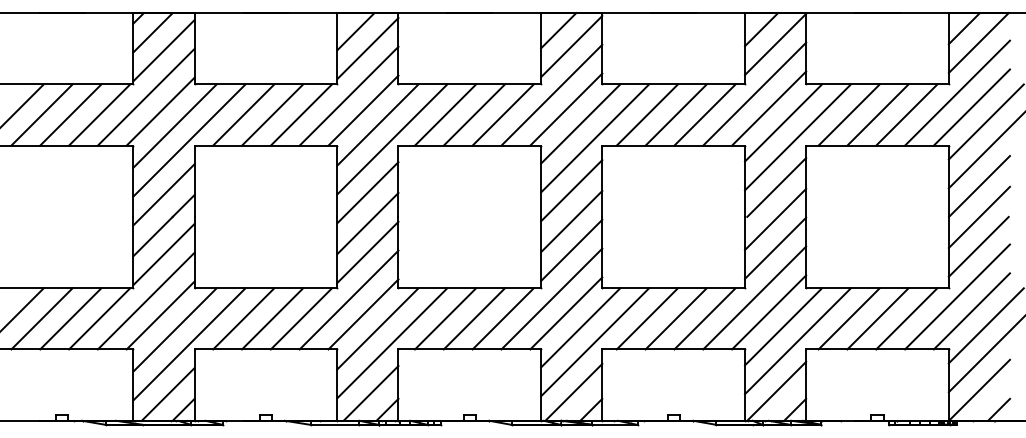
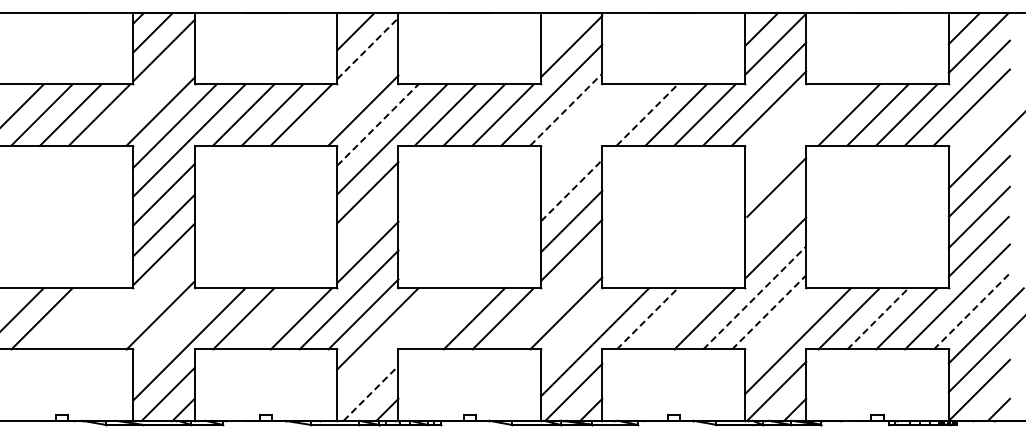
line: present -> none (558, 30)
line: solid -> dashed (368, 48)
line: present -> none (348, 95)
line: present -> none (145, 96)
line: solid -> dashed (566, 109)
line: solid -> dashed (647, 114)
line: present -> none (783, 122)
line: present -> none (985, 122)
line: present -> none (580, 123)
line: solid -> dashed (378, 124)
line: present -> none (797, 137)
line: present -> none (595, 138)
line: solid -> dashed (572, 190)
line: present -> none (775, 219)
line: present -> none (367, 223)
line: present -> none (551, 298)
line: solid -> dashed (754, 298)
line: present -> none (145, 300)
line: solid -> dashed (971, 311)
line: solid -> dashed (769, 312)
line: present -> none (70, 318)
line: present -> none (99, 318)
line: present -> none (272, 318)
line: present -> none (445, 318)
line: solid -> dashed (647, 318)
line: present -> none (675, 318)
line: solid -> dashed (878, 318)
line: present -> none (783, 326)
line: present -> none (580, 327)
line: present -> none (174, 329)
line: present -> none (392, 343)
line: solid -> dashed (371, 393)
